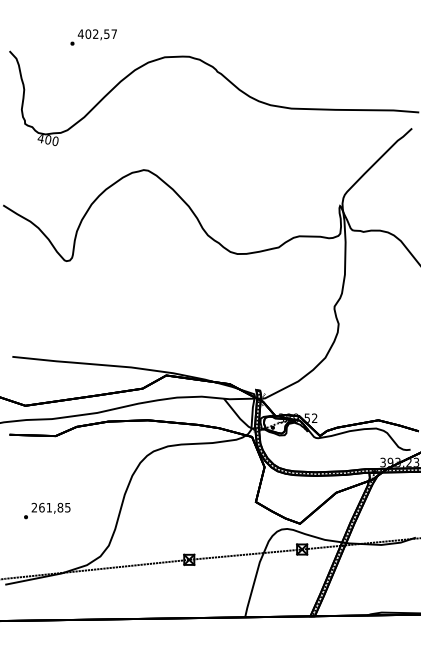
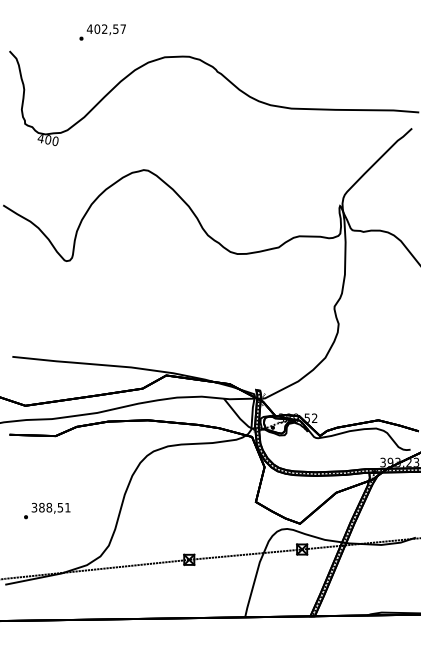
text position: (93, 37) -> (102, 32) (102, 32)
text: 261,85 -> 388,51 (50, 507)
